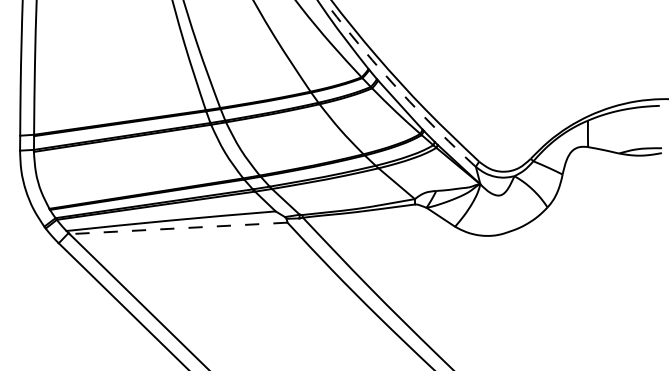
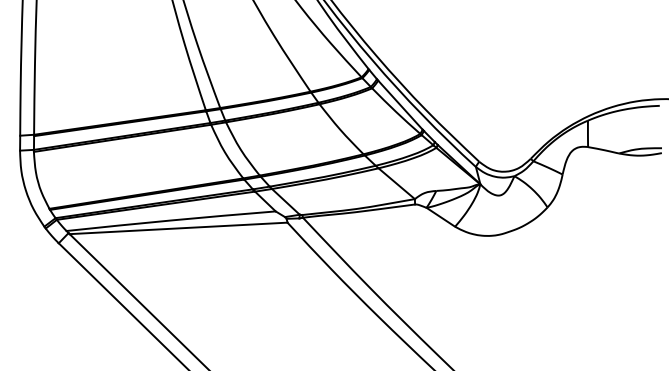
arc: dashed -> solid (396, 87)
line: dashed -> solid (178, 228)
